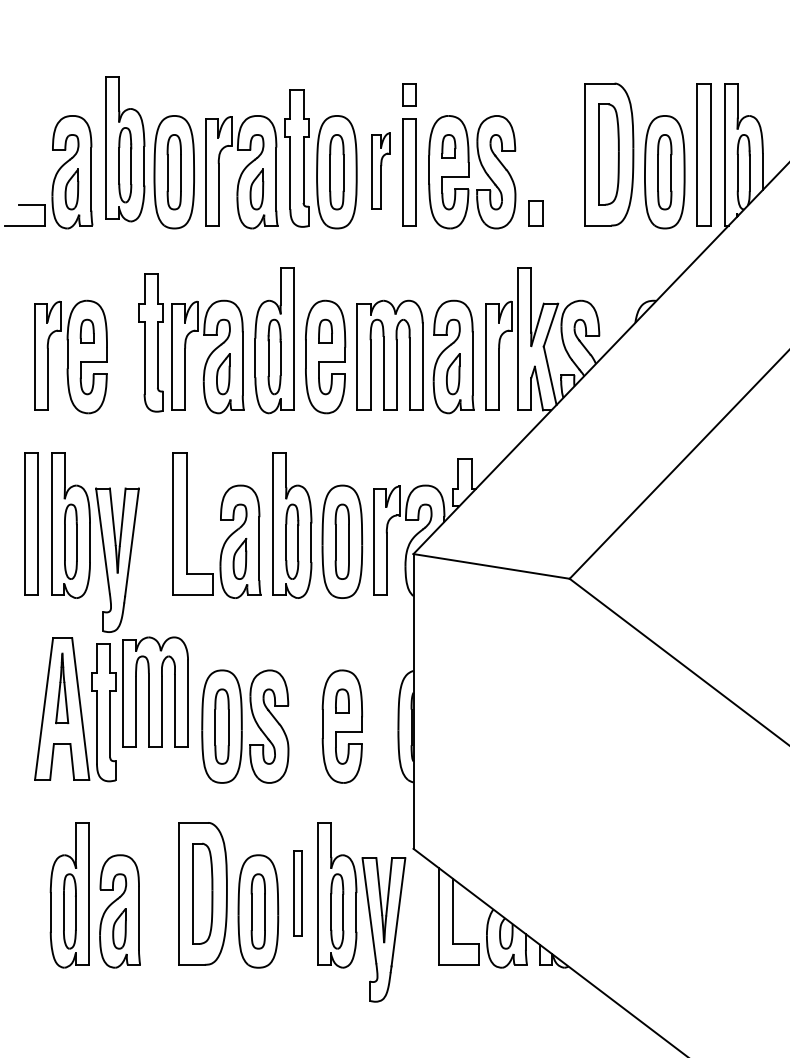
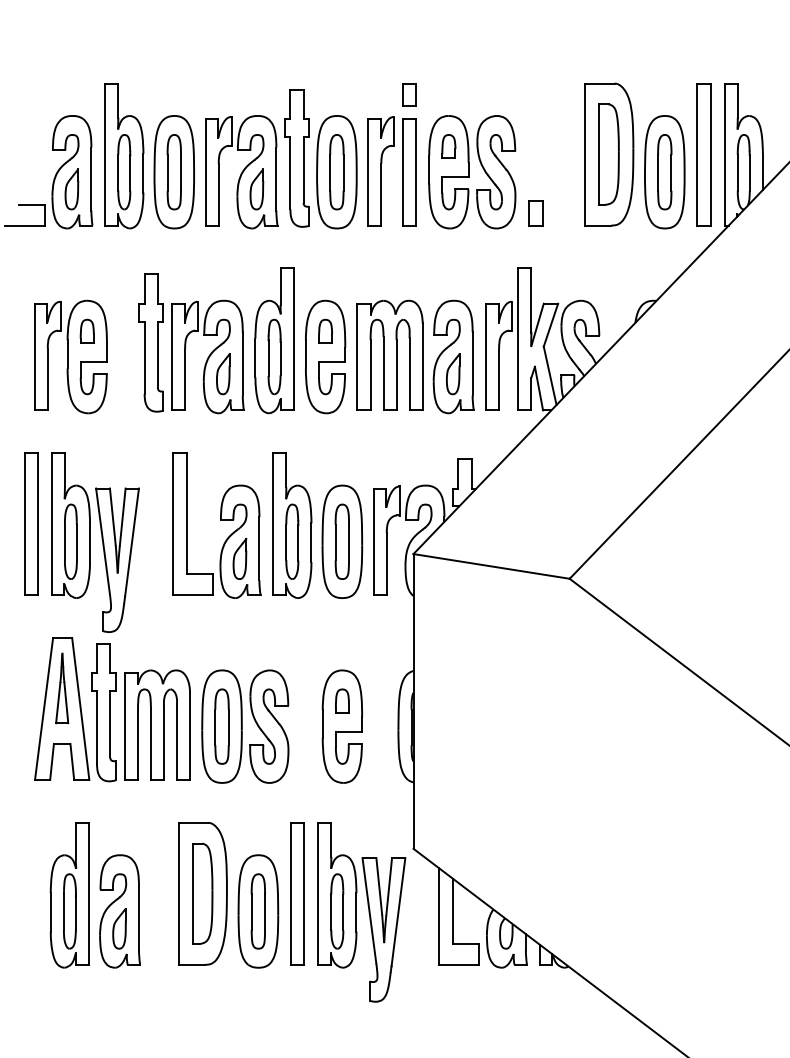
part position: (125, 149) -> (124, 156) (124, 156)
part size: 20x78 px -> 28x111 px (380, 171)
part position: (155, 691) -> (157, 724) (157, 724)
part size: 10x87 px -> 15x144 px (297, 893)
